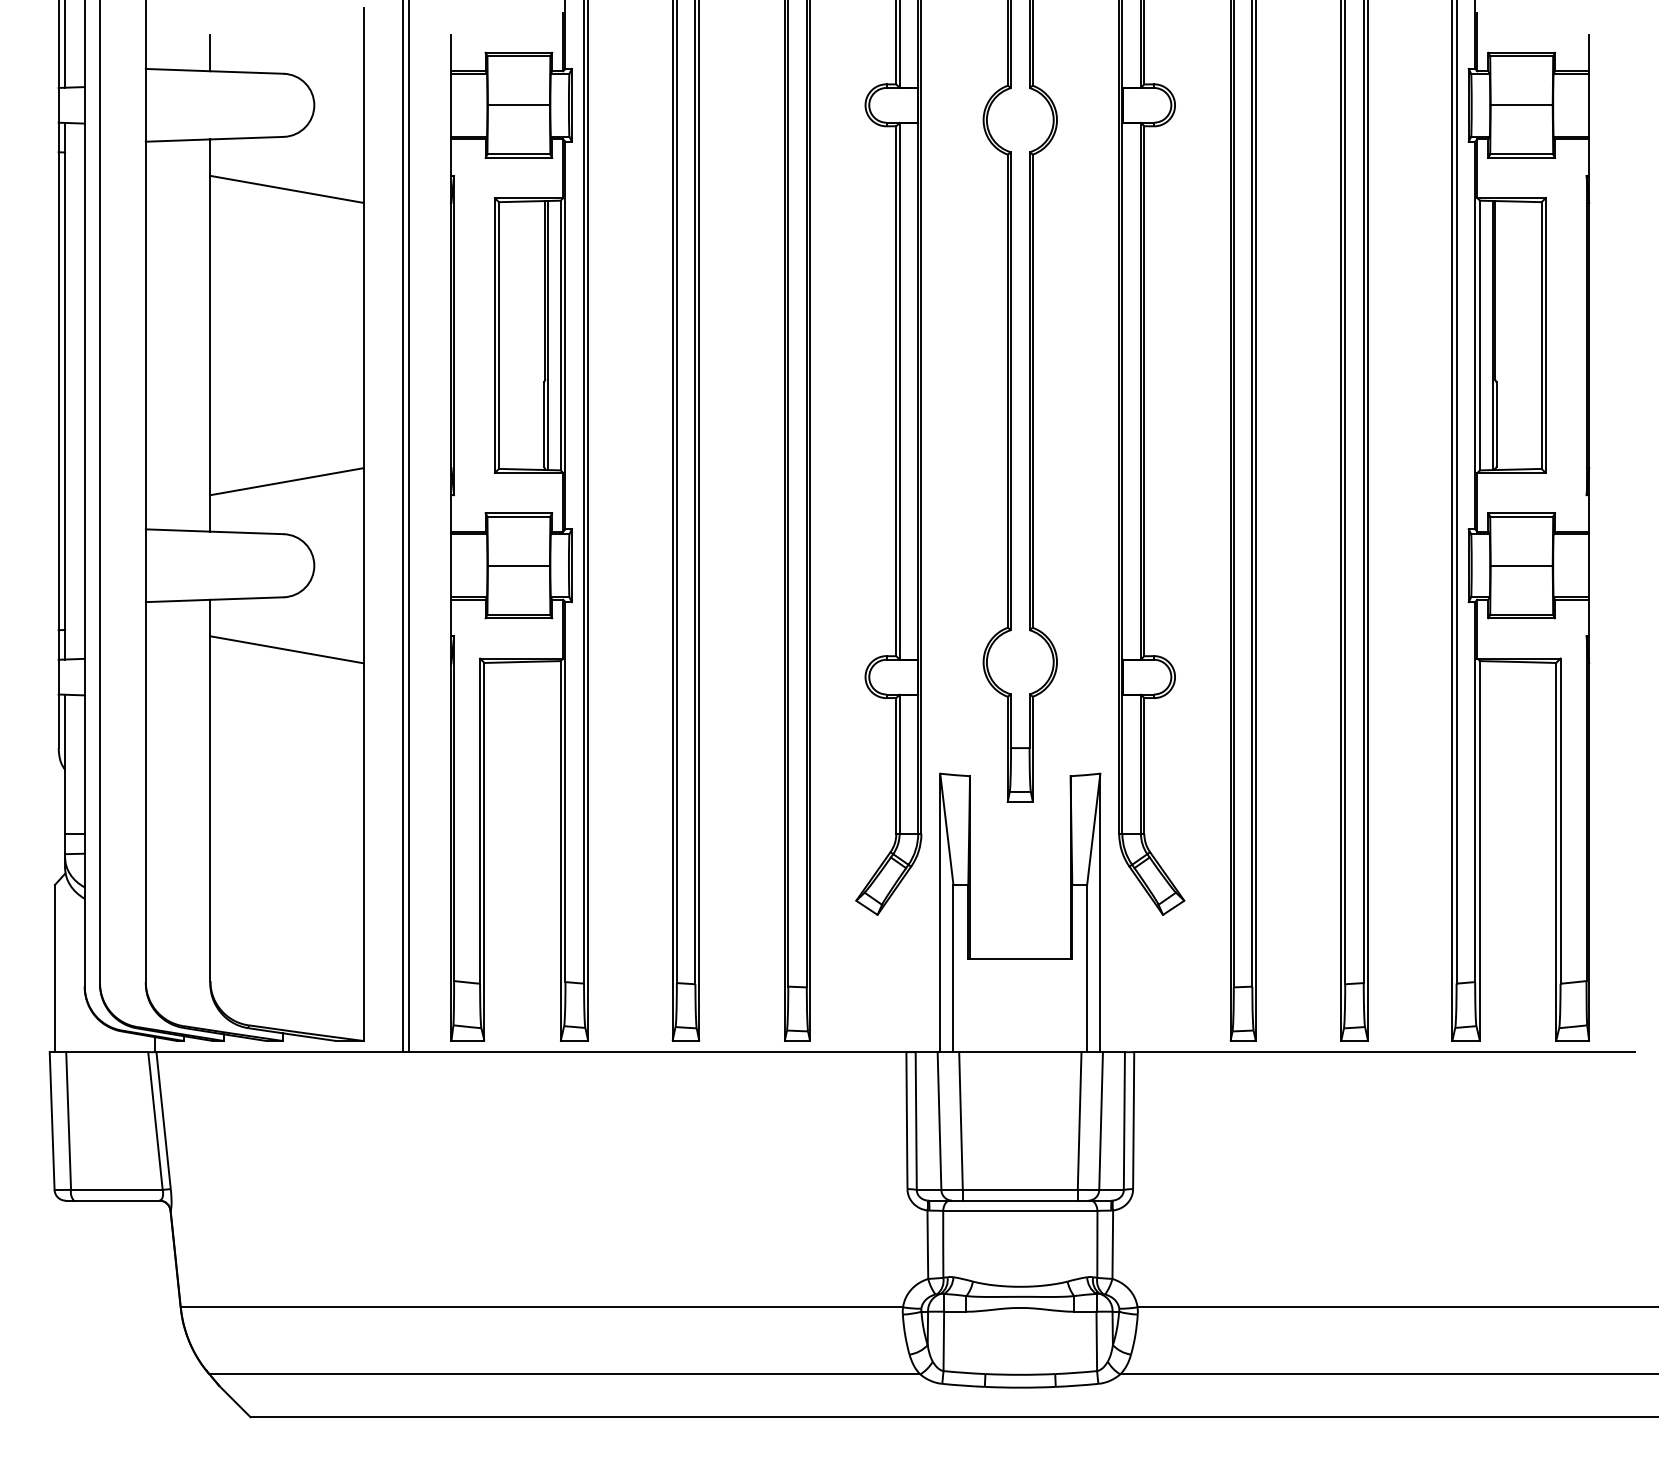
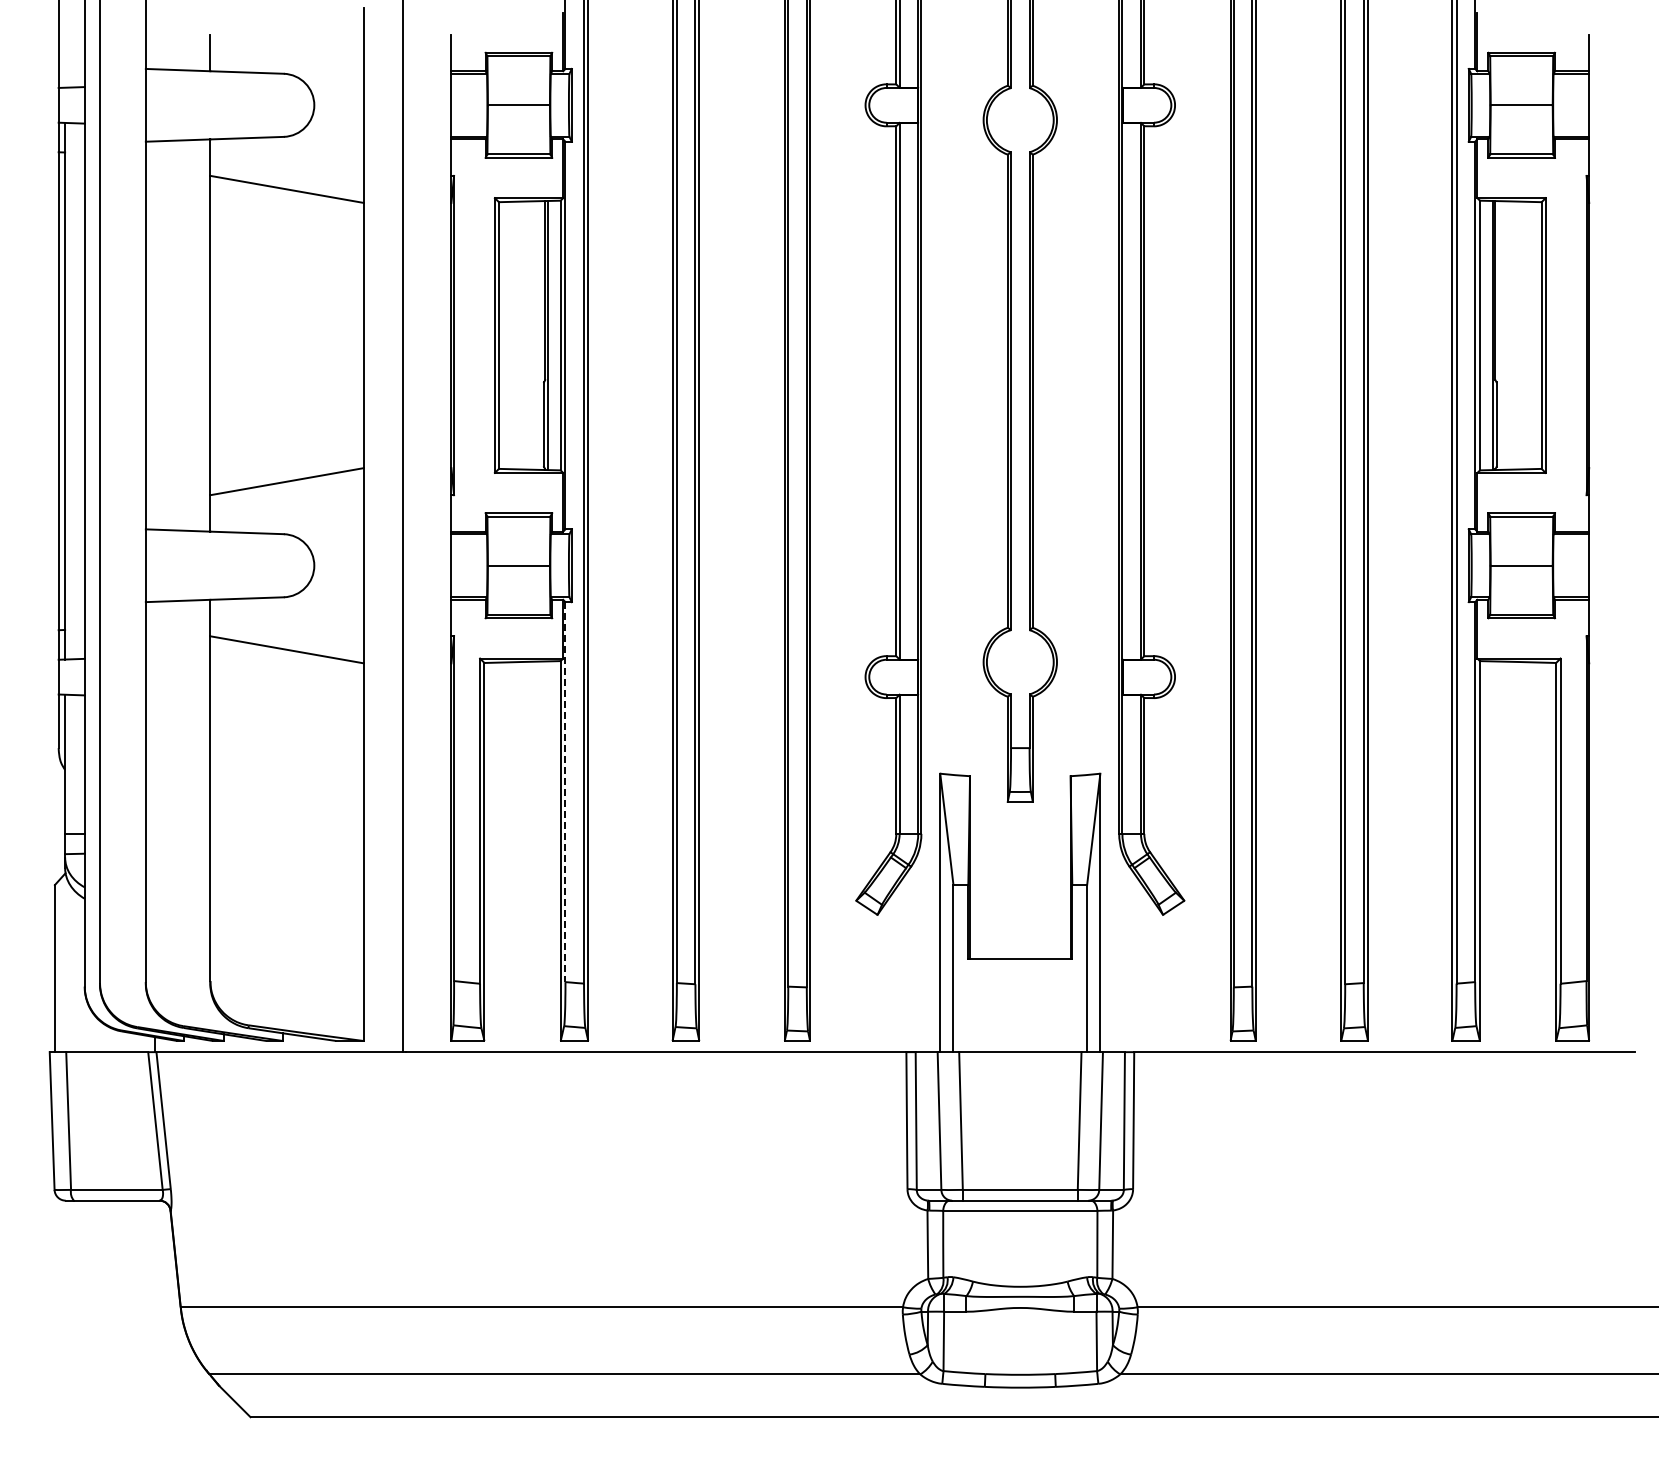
line: present -> none (65, 44)
line: present -> none (409, 527)
line: solid -> dashed (565, 792)
